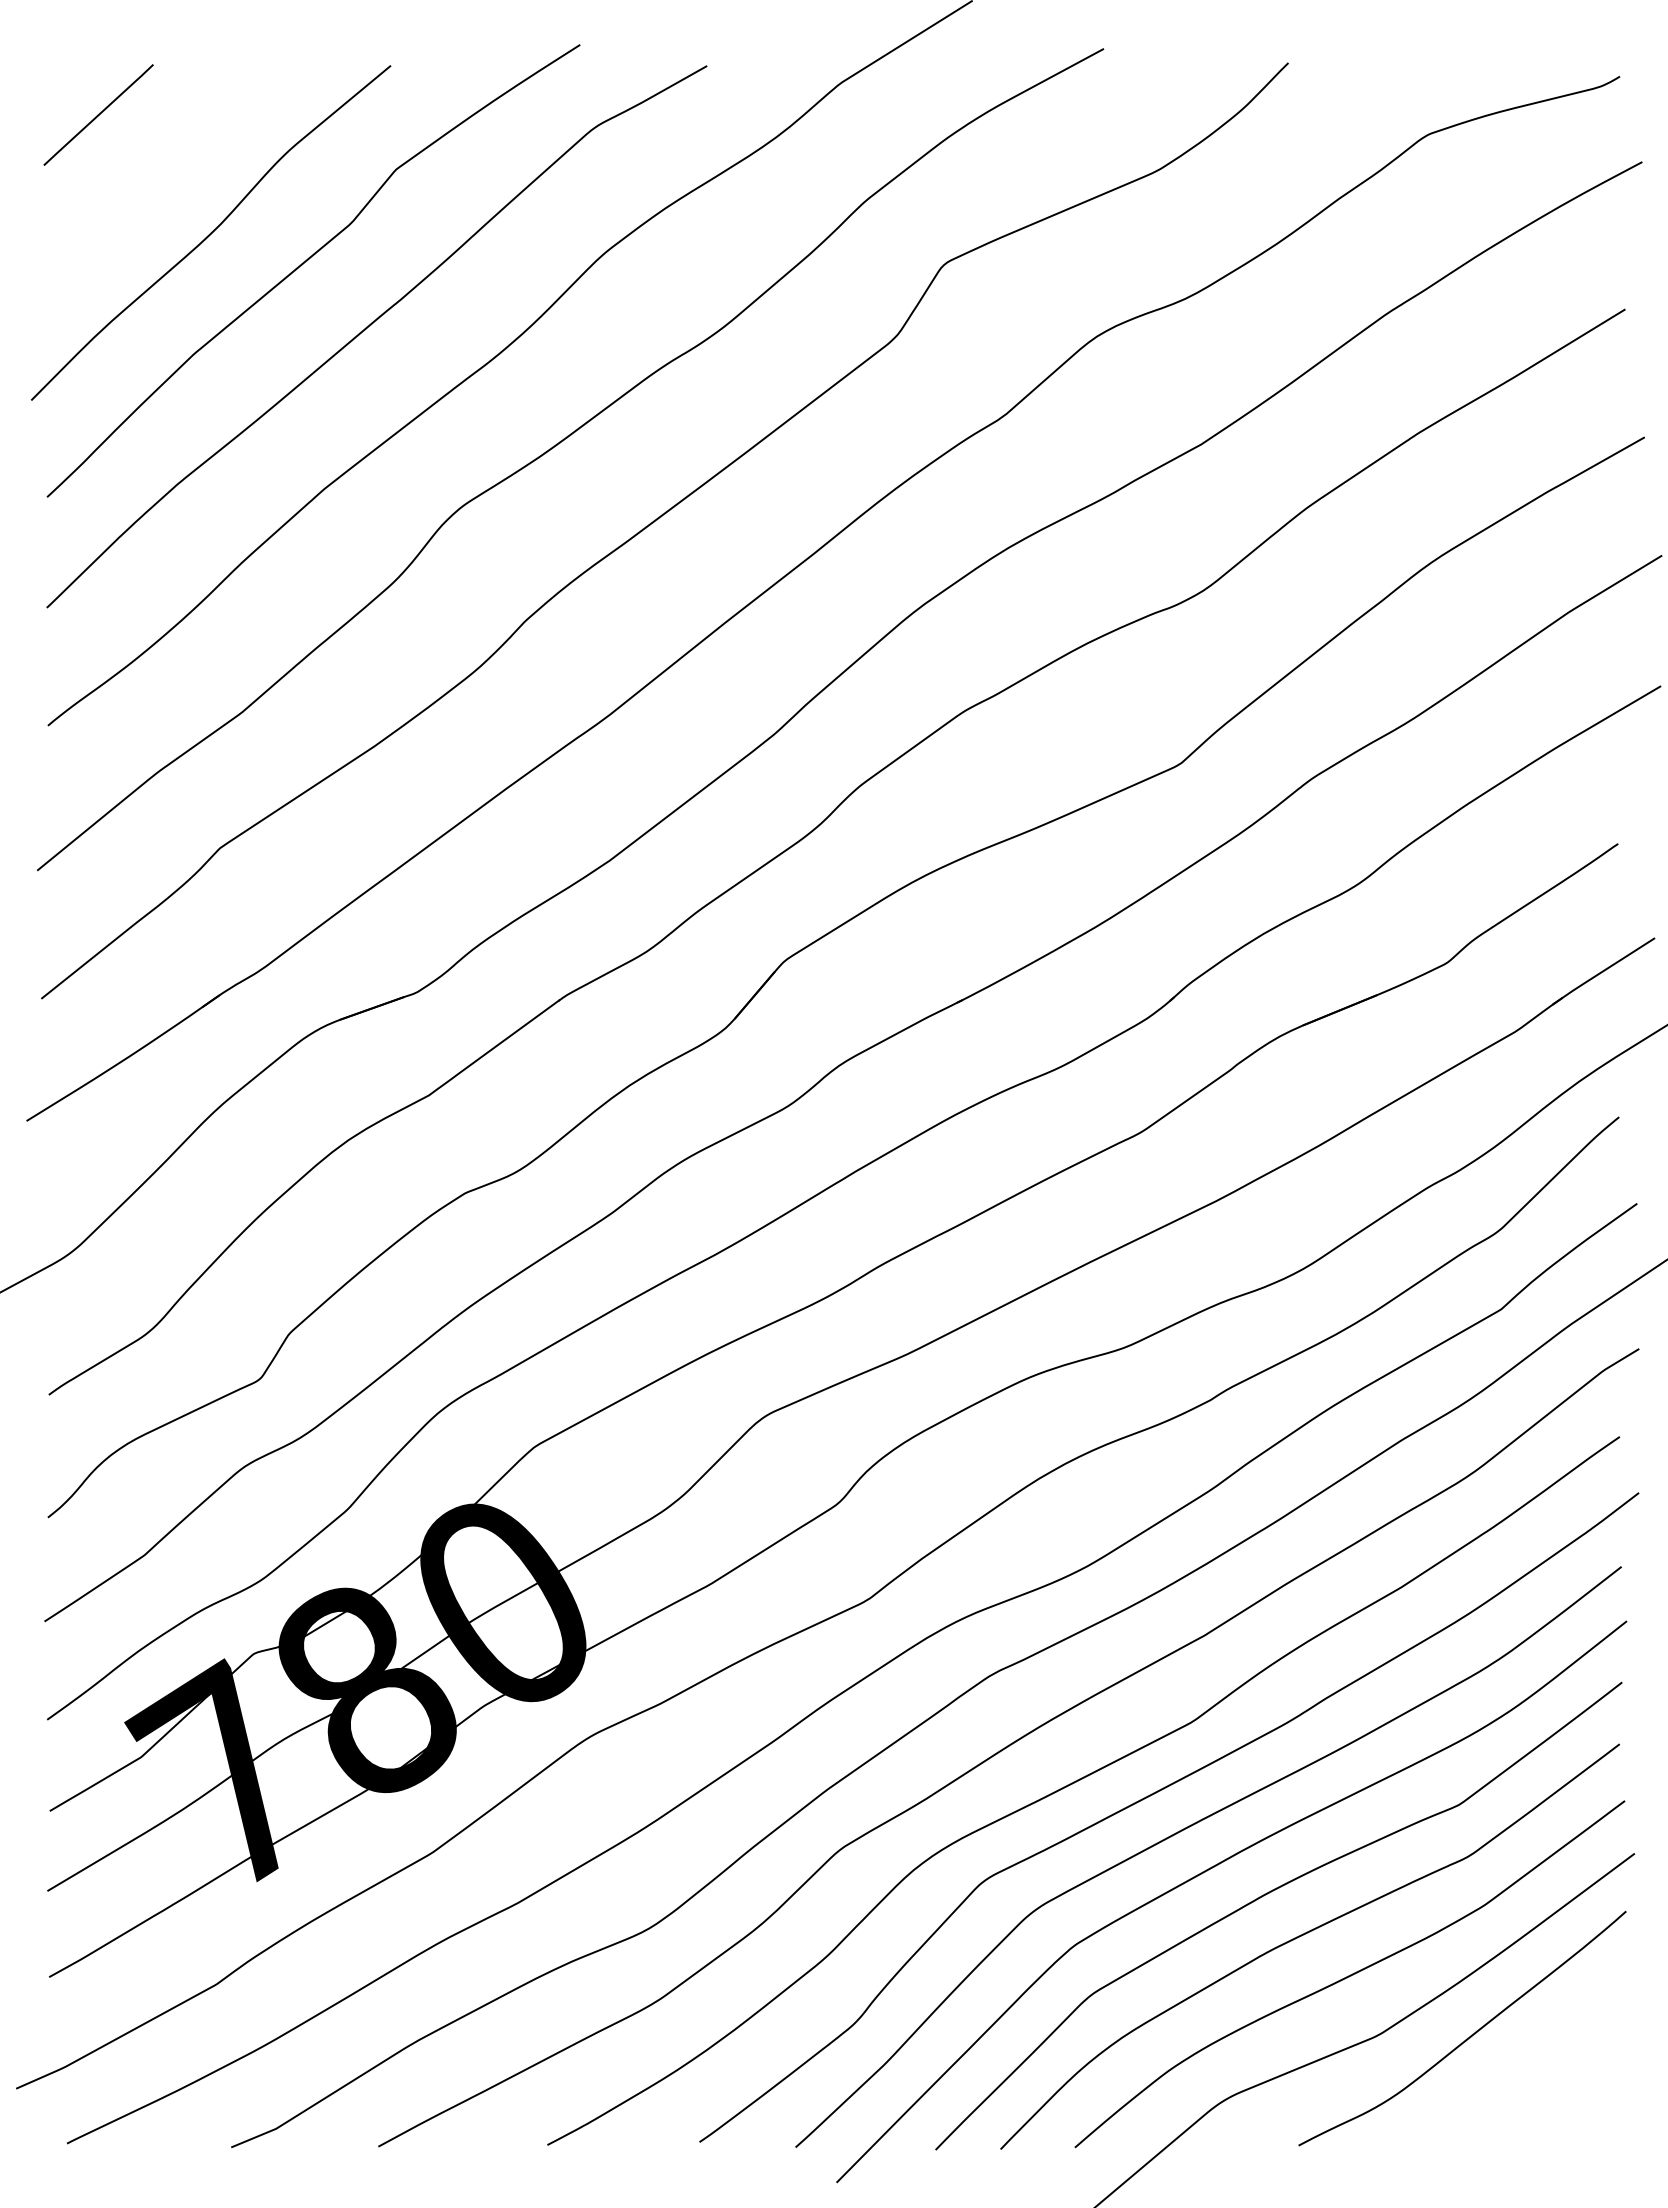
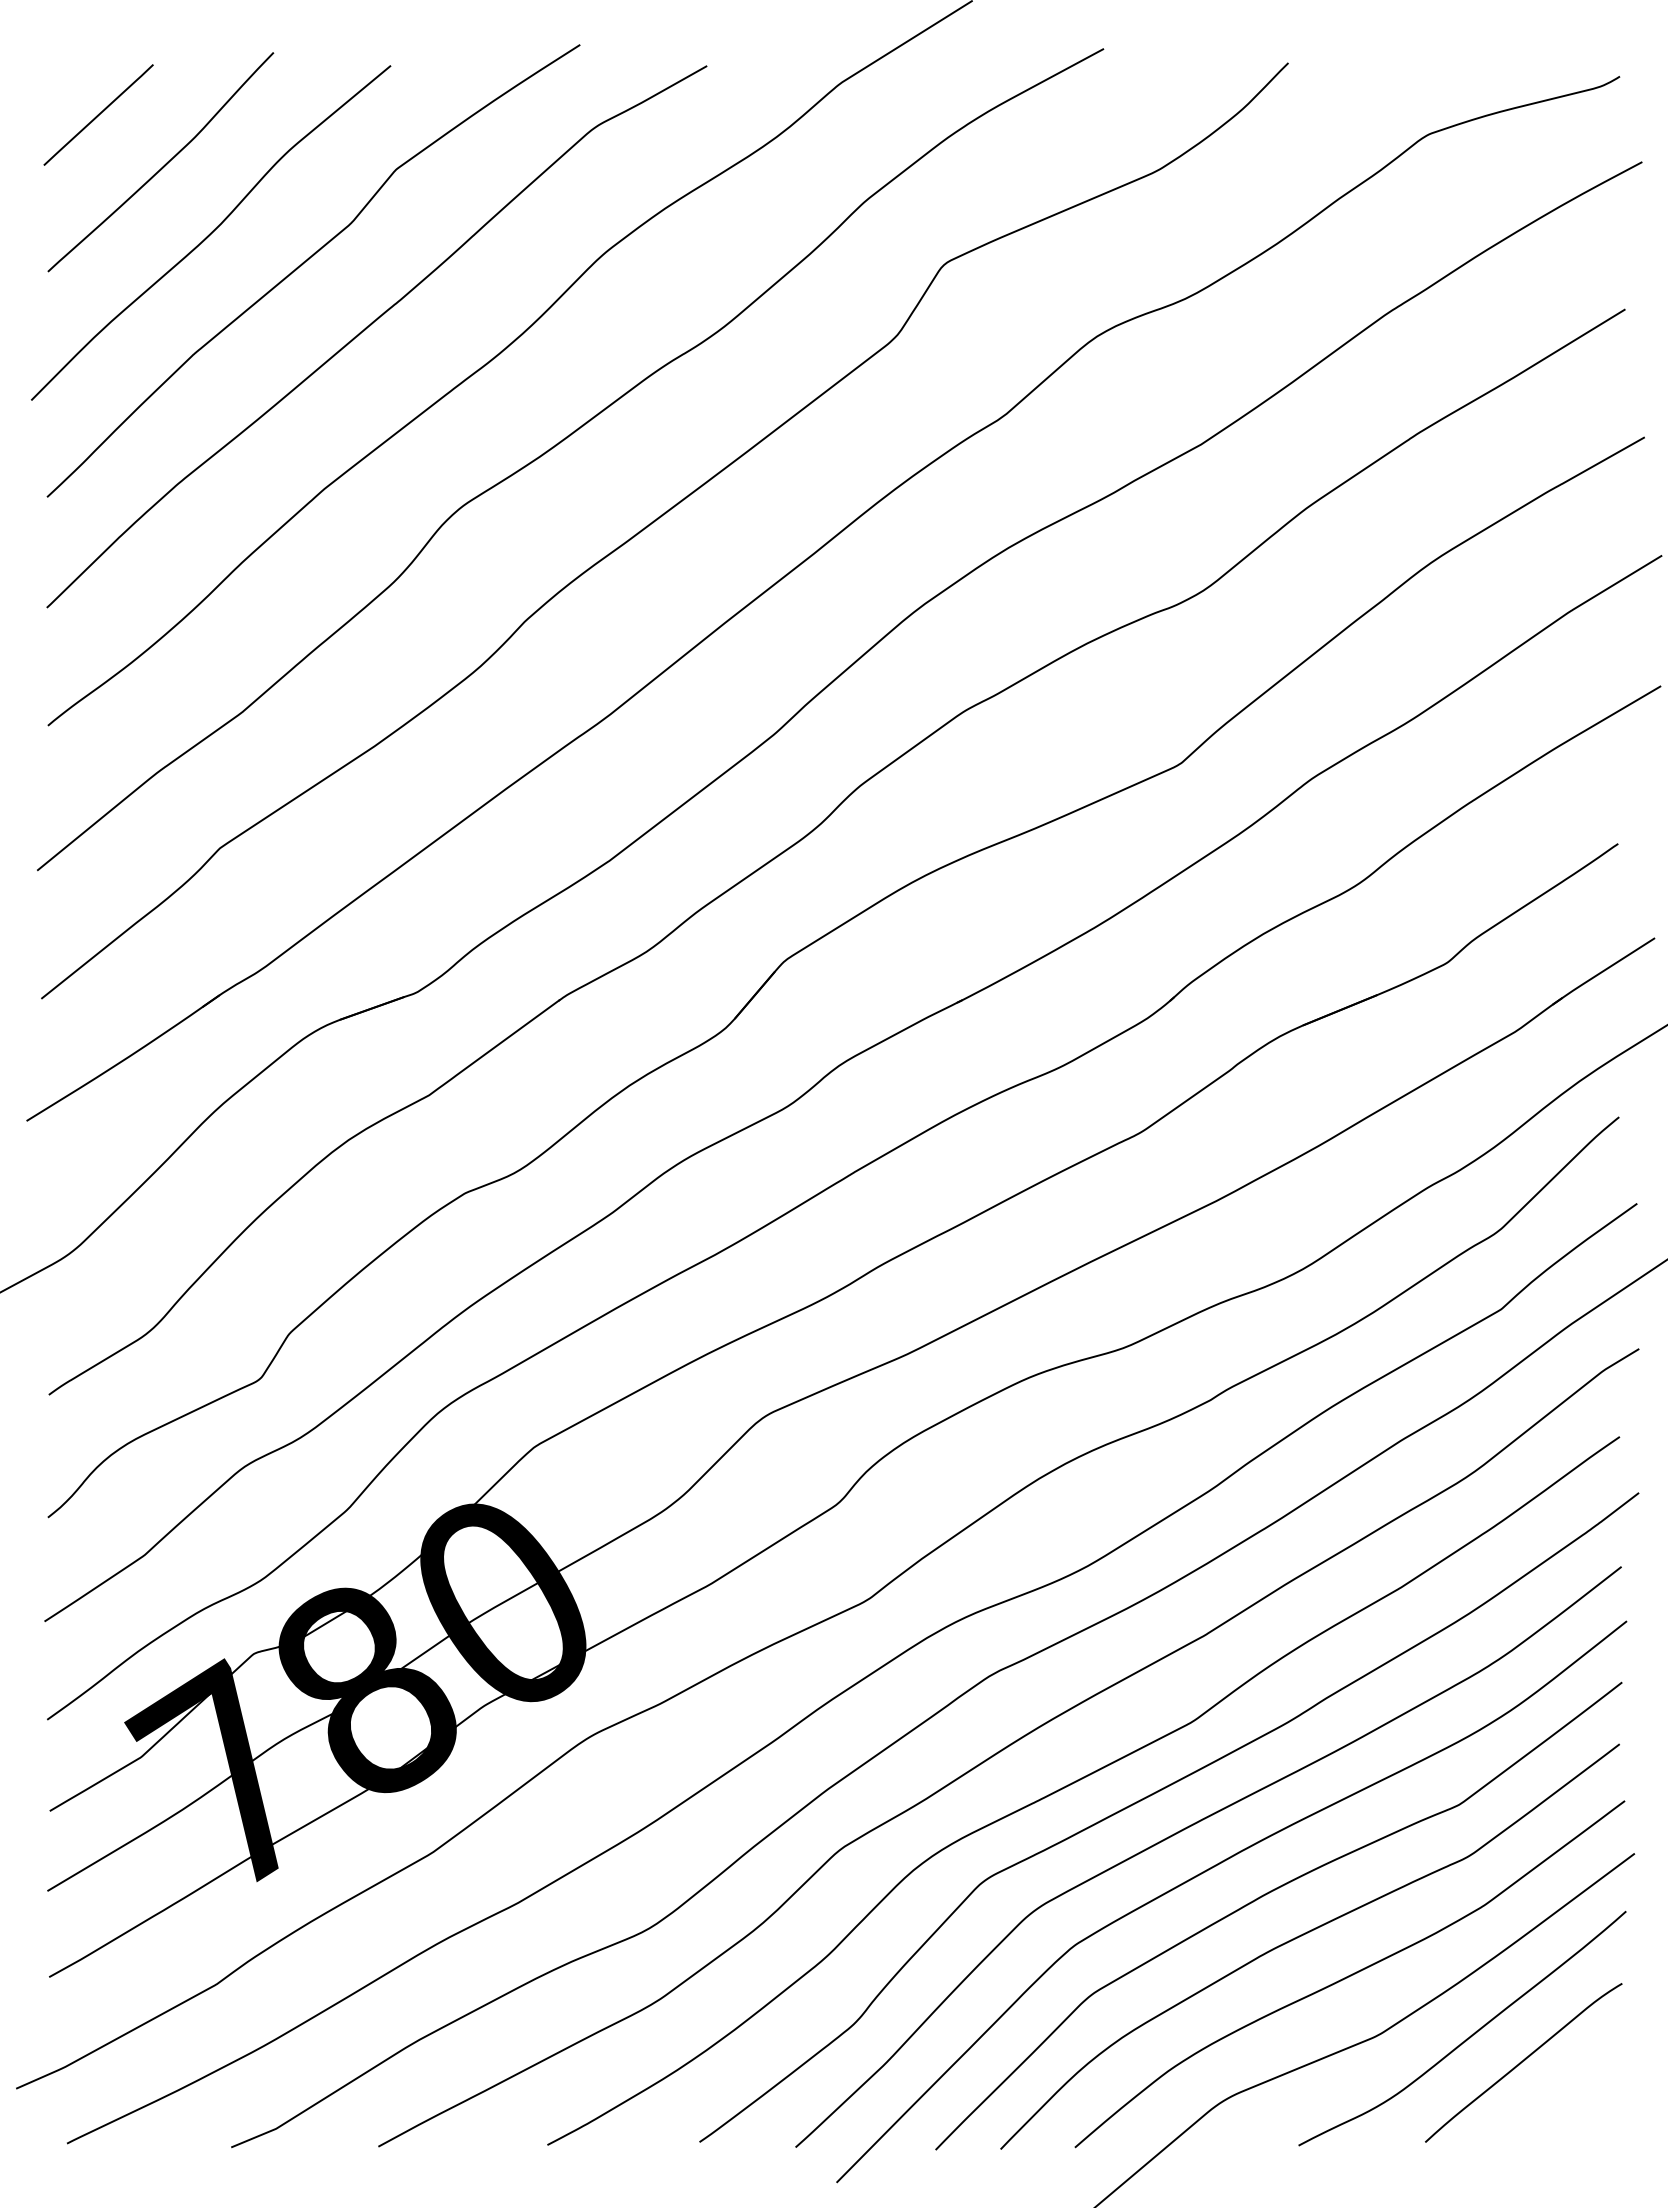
curve: none -> present (163, 165)
curve: none -> present (1523, 2061)
